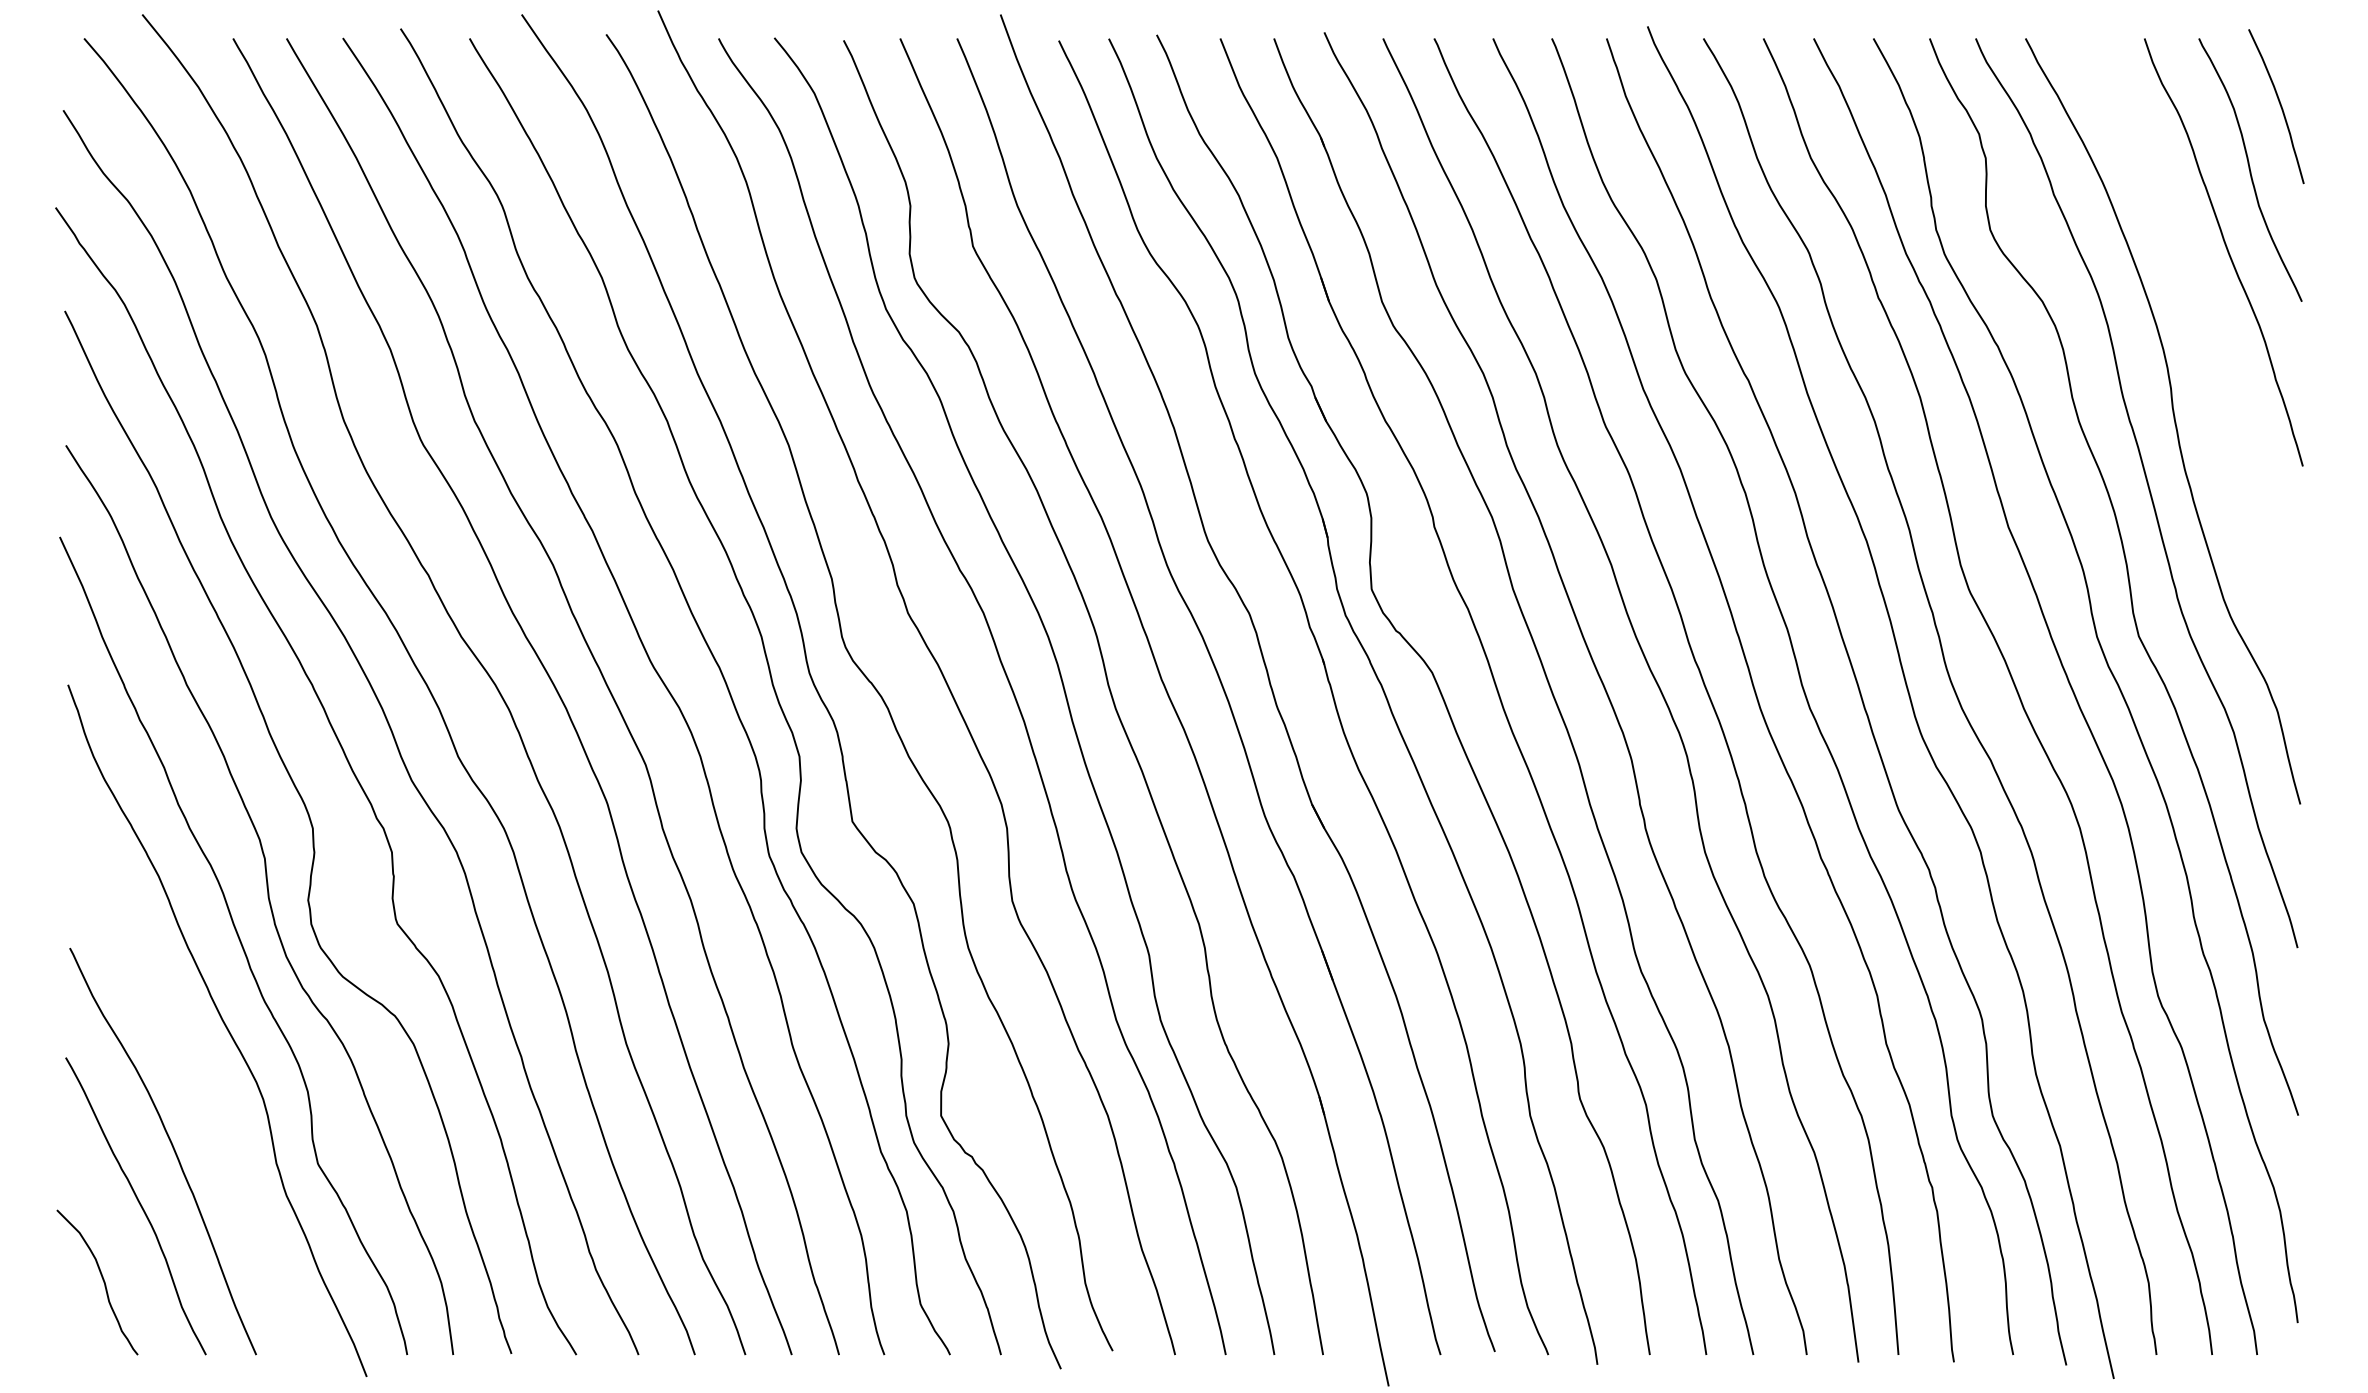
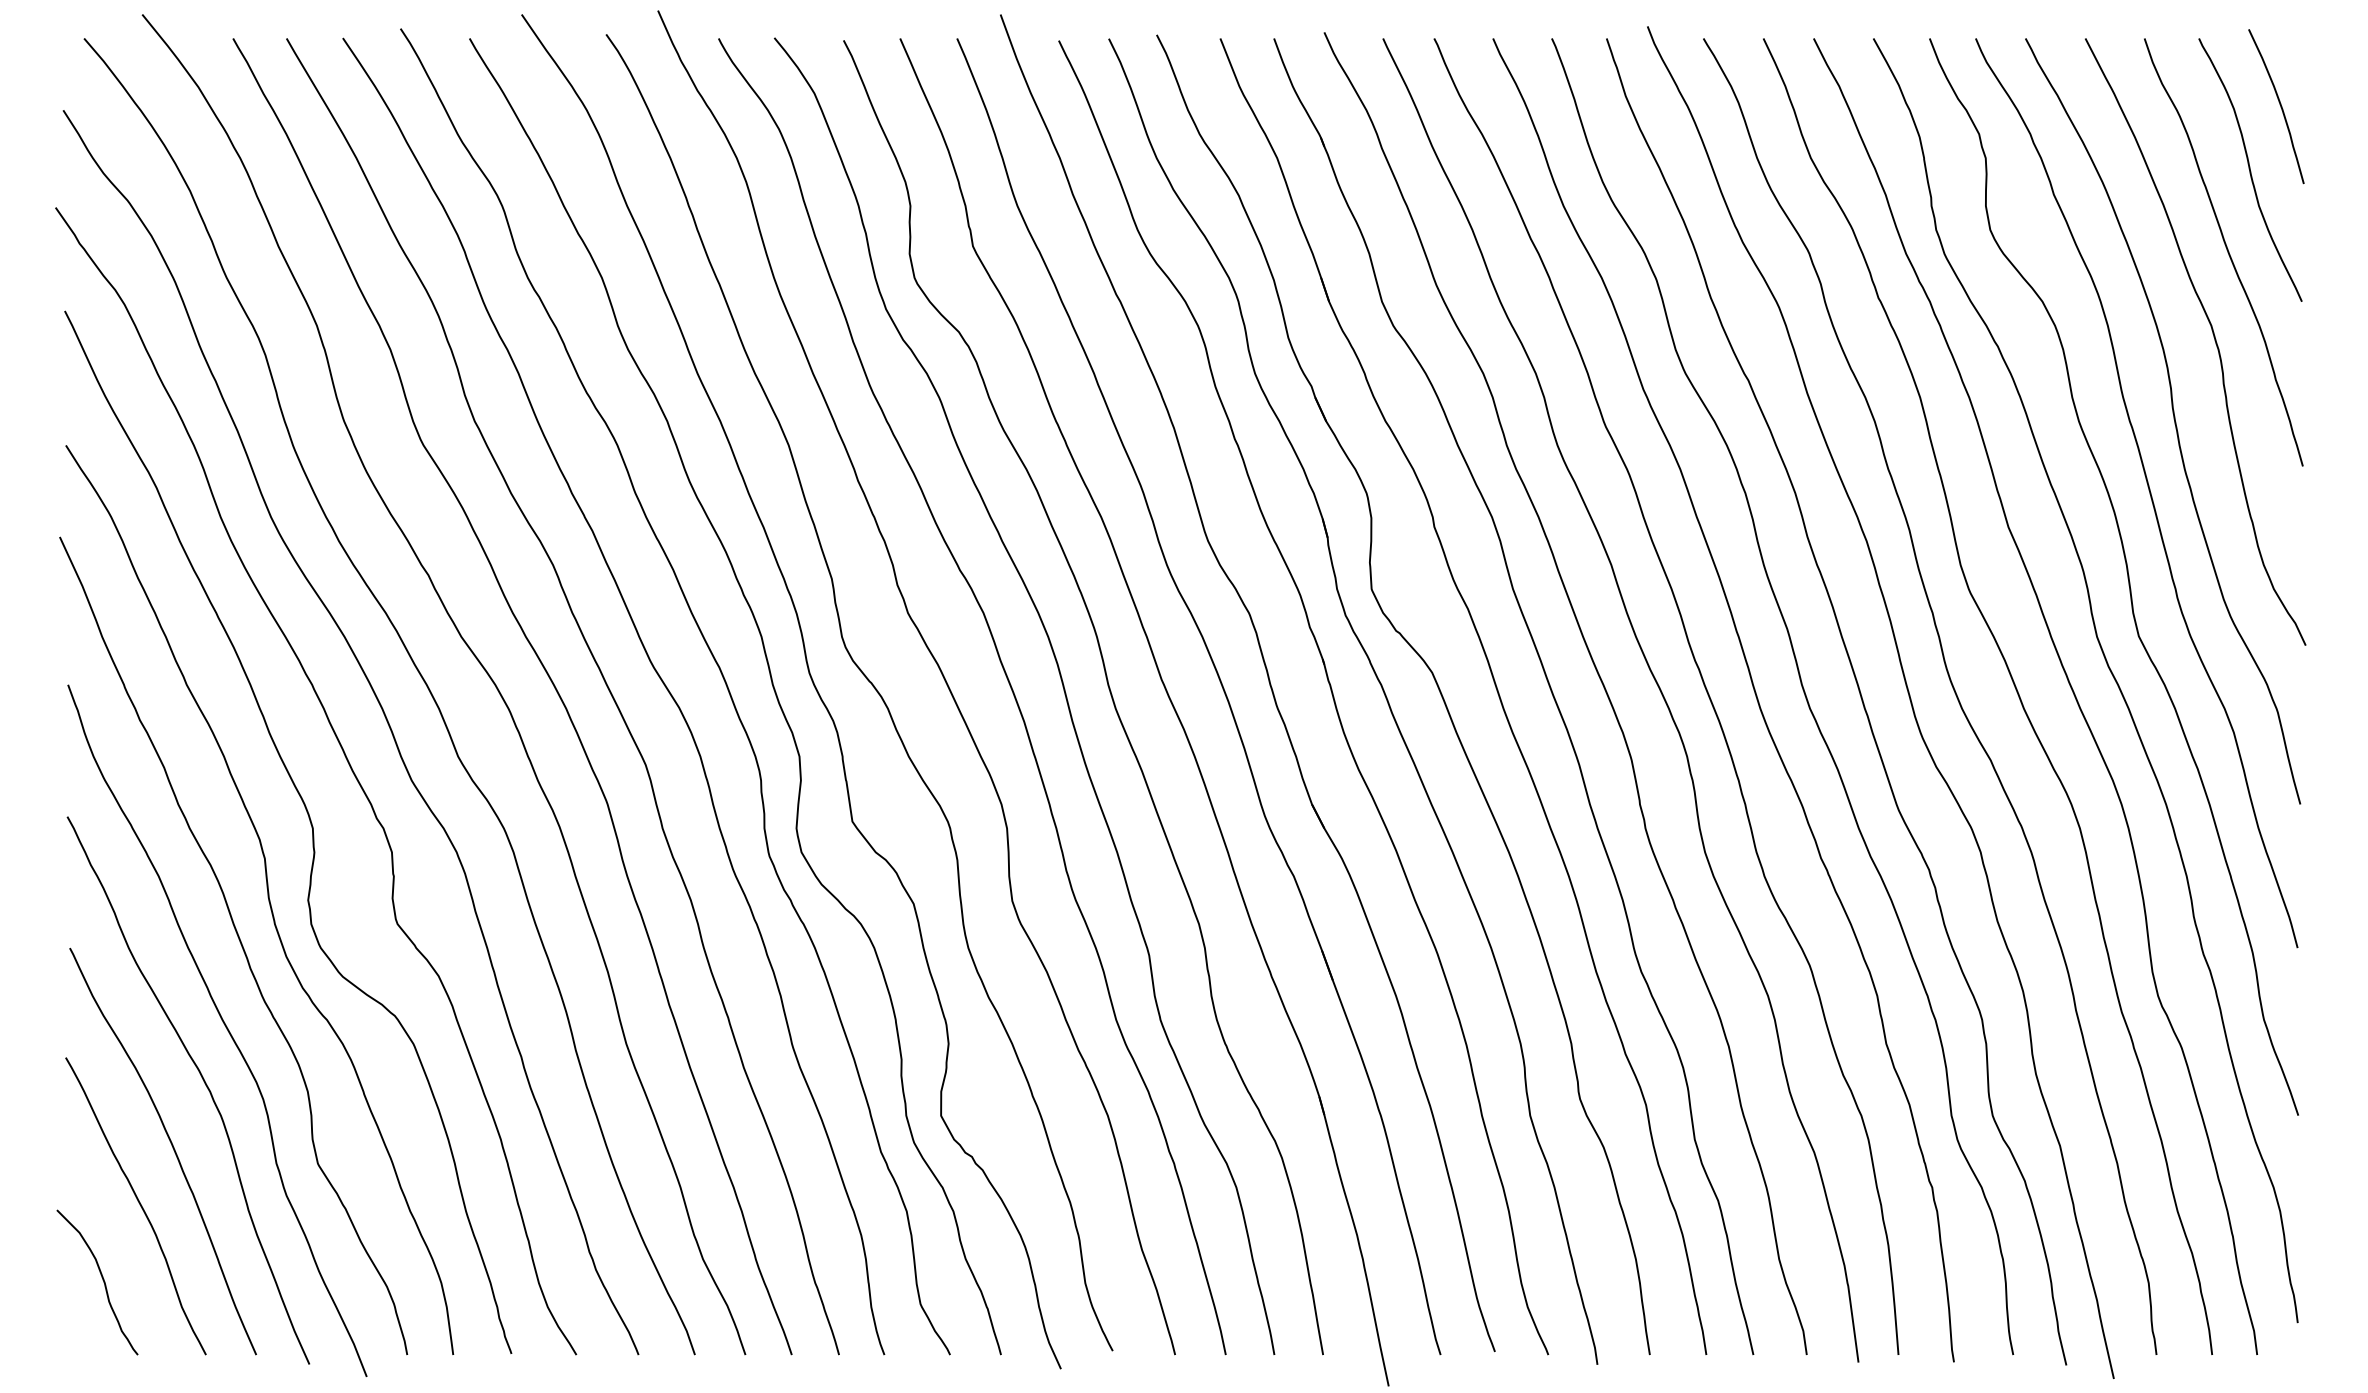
curve: none -> present (2213, 337)
curve: none -> present (204, 1083)
